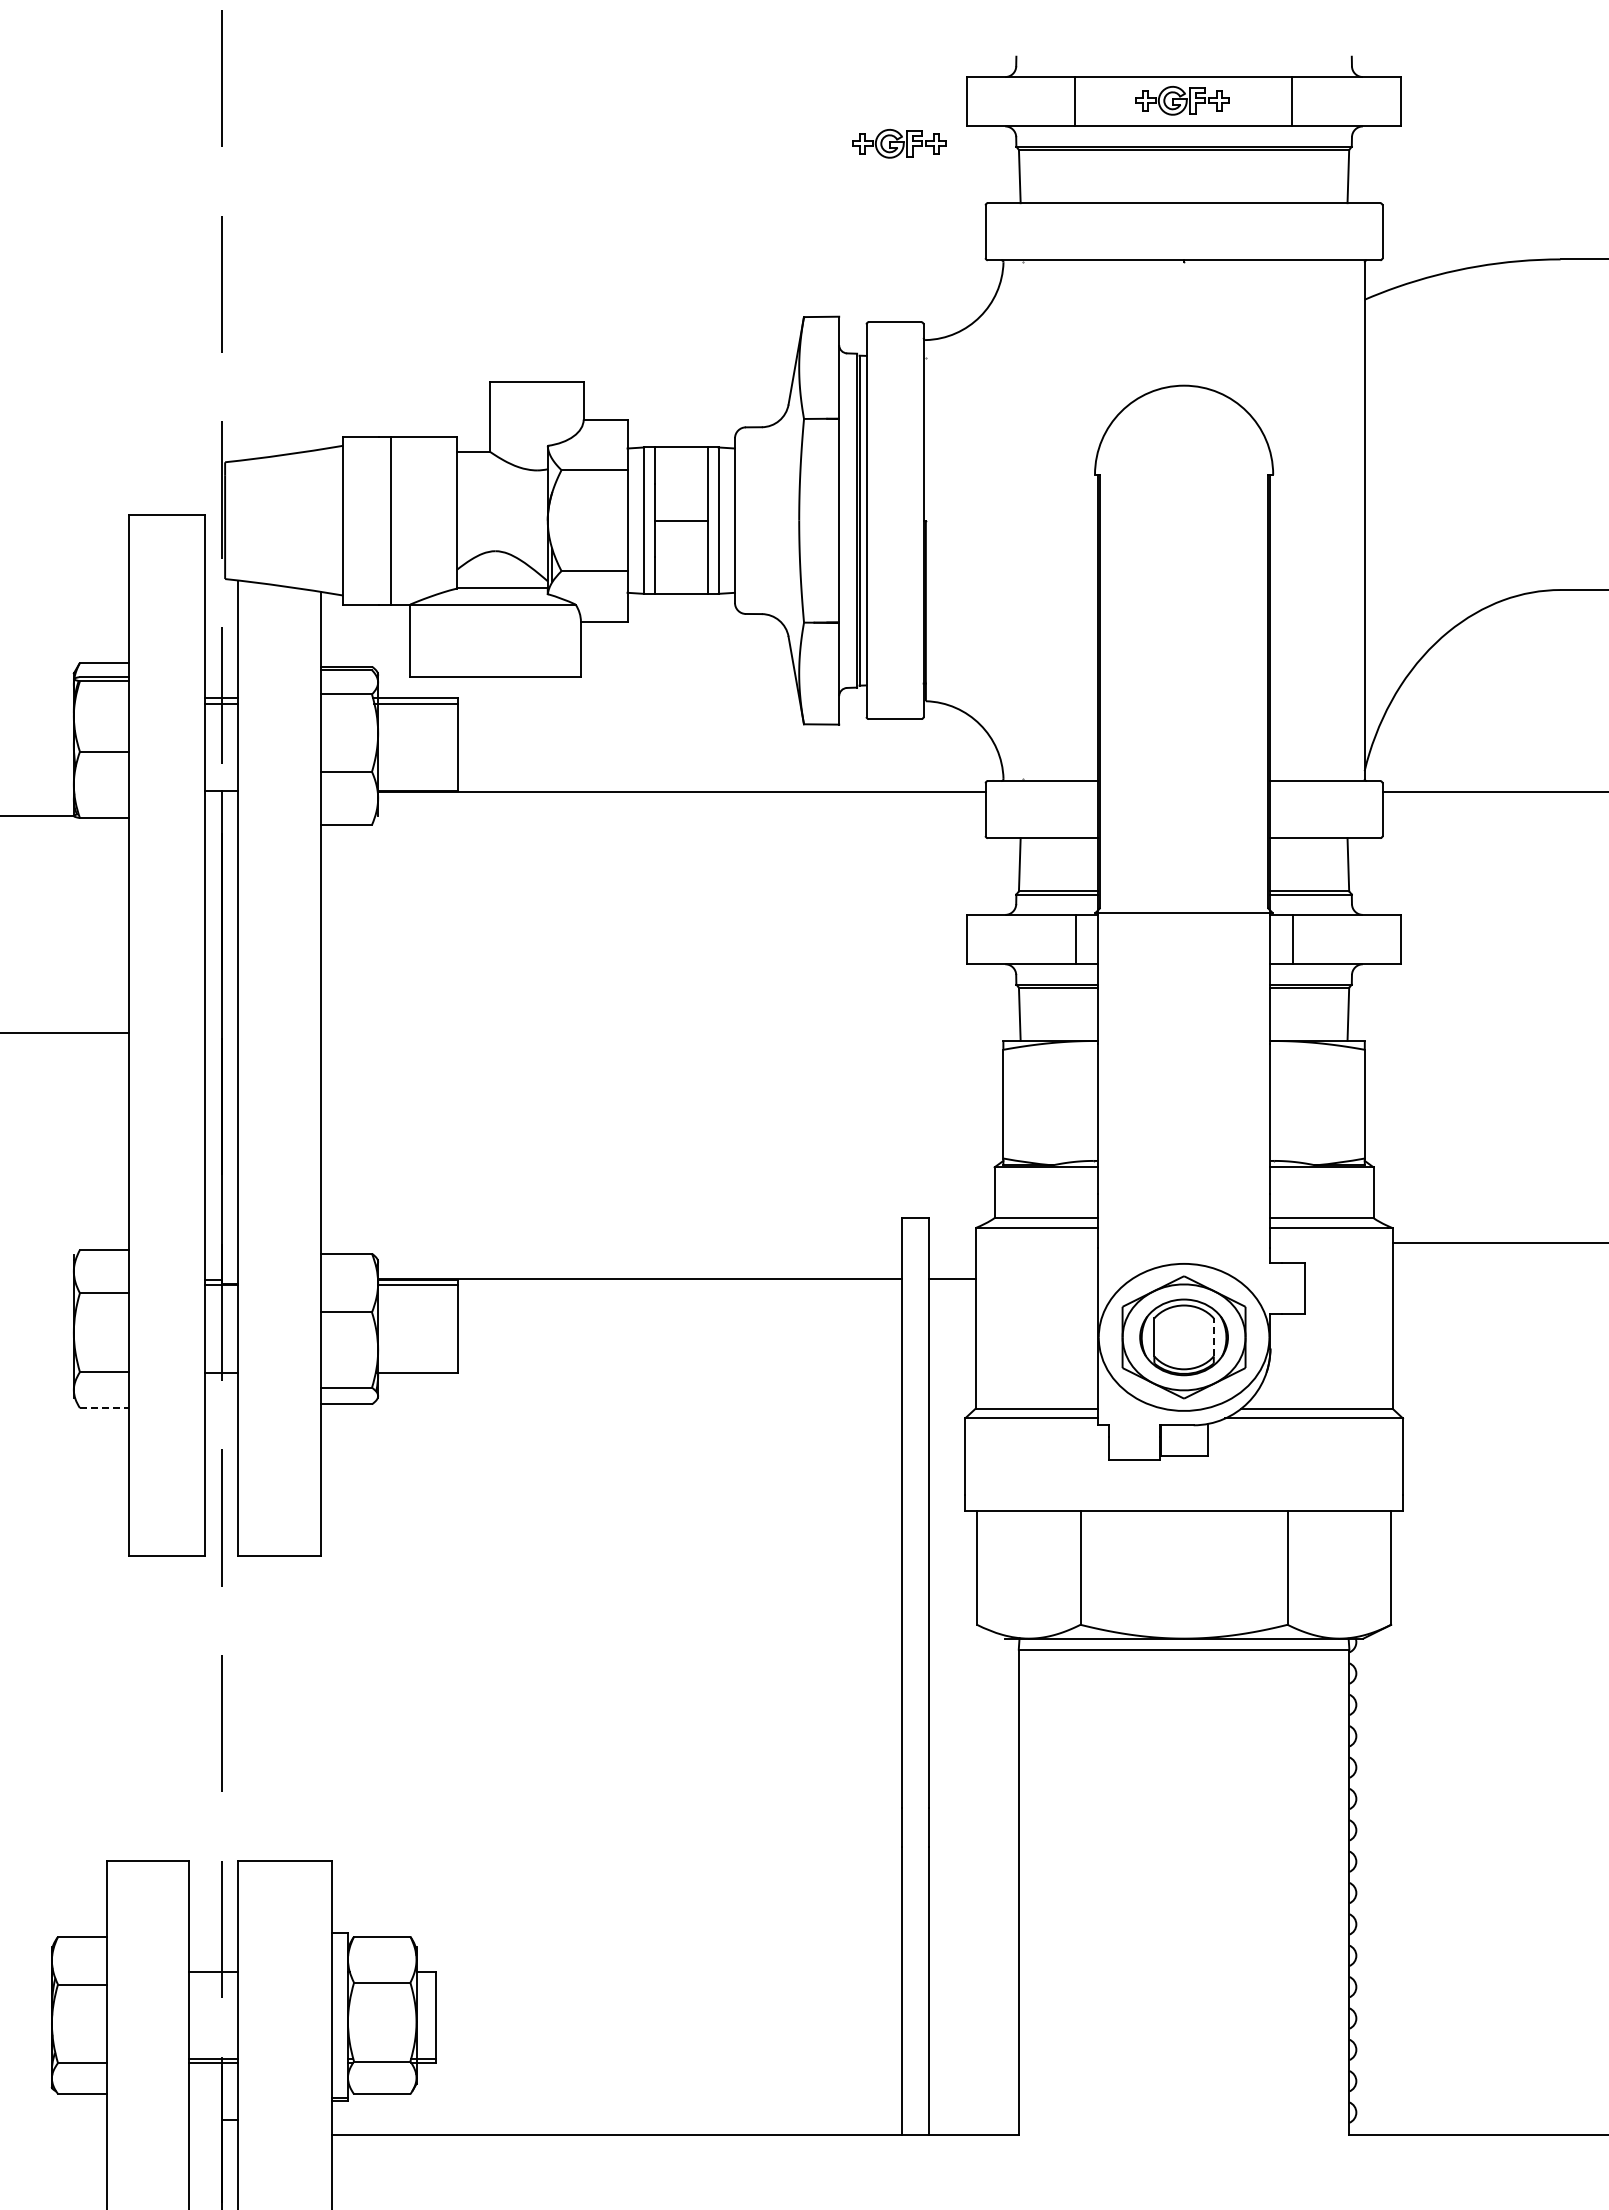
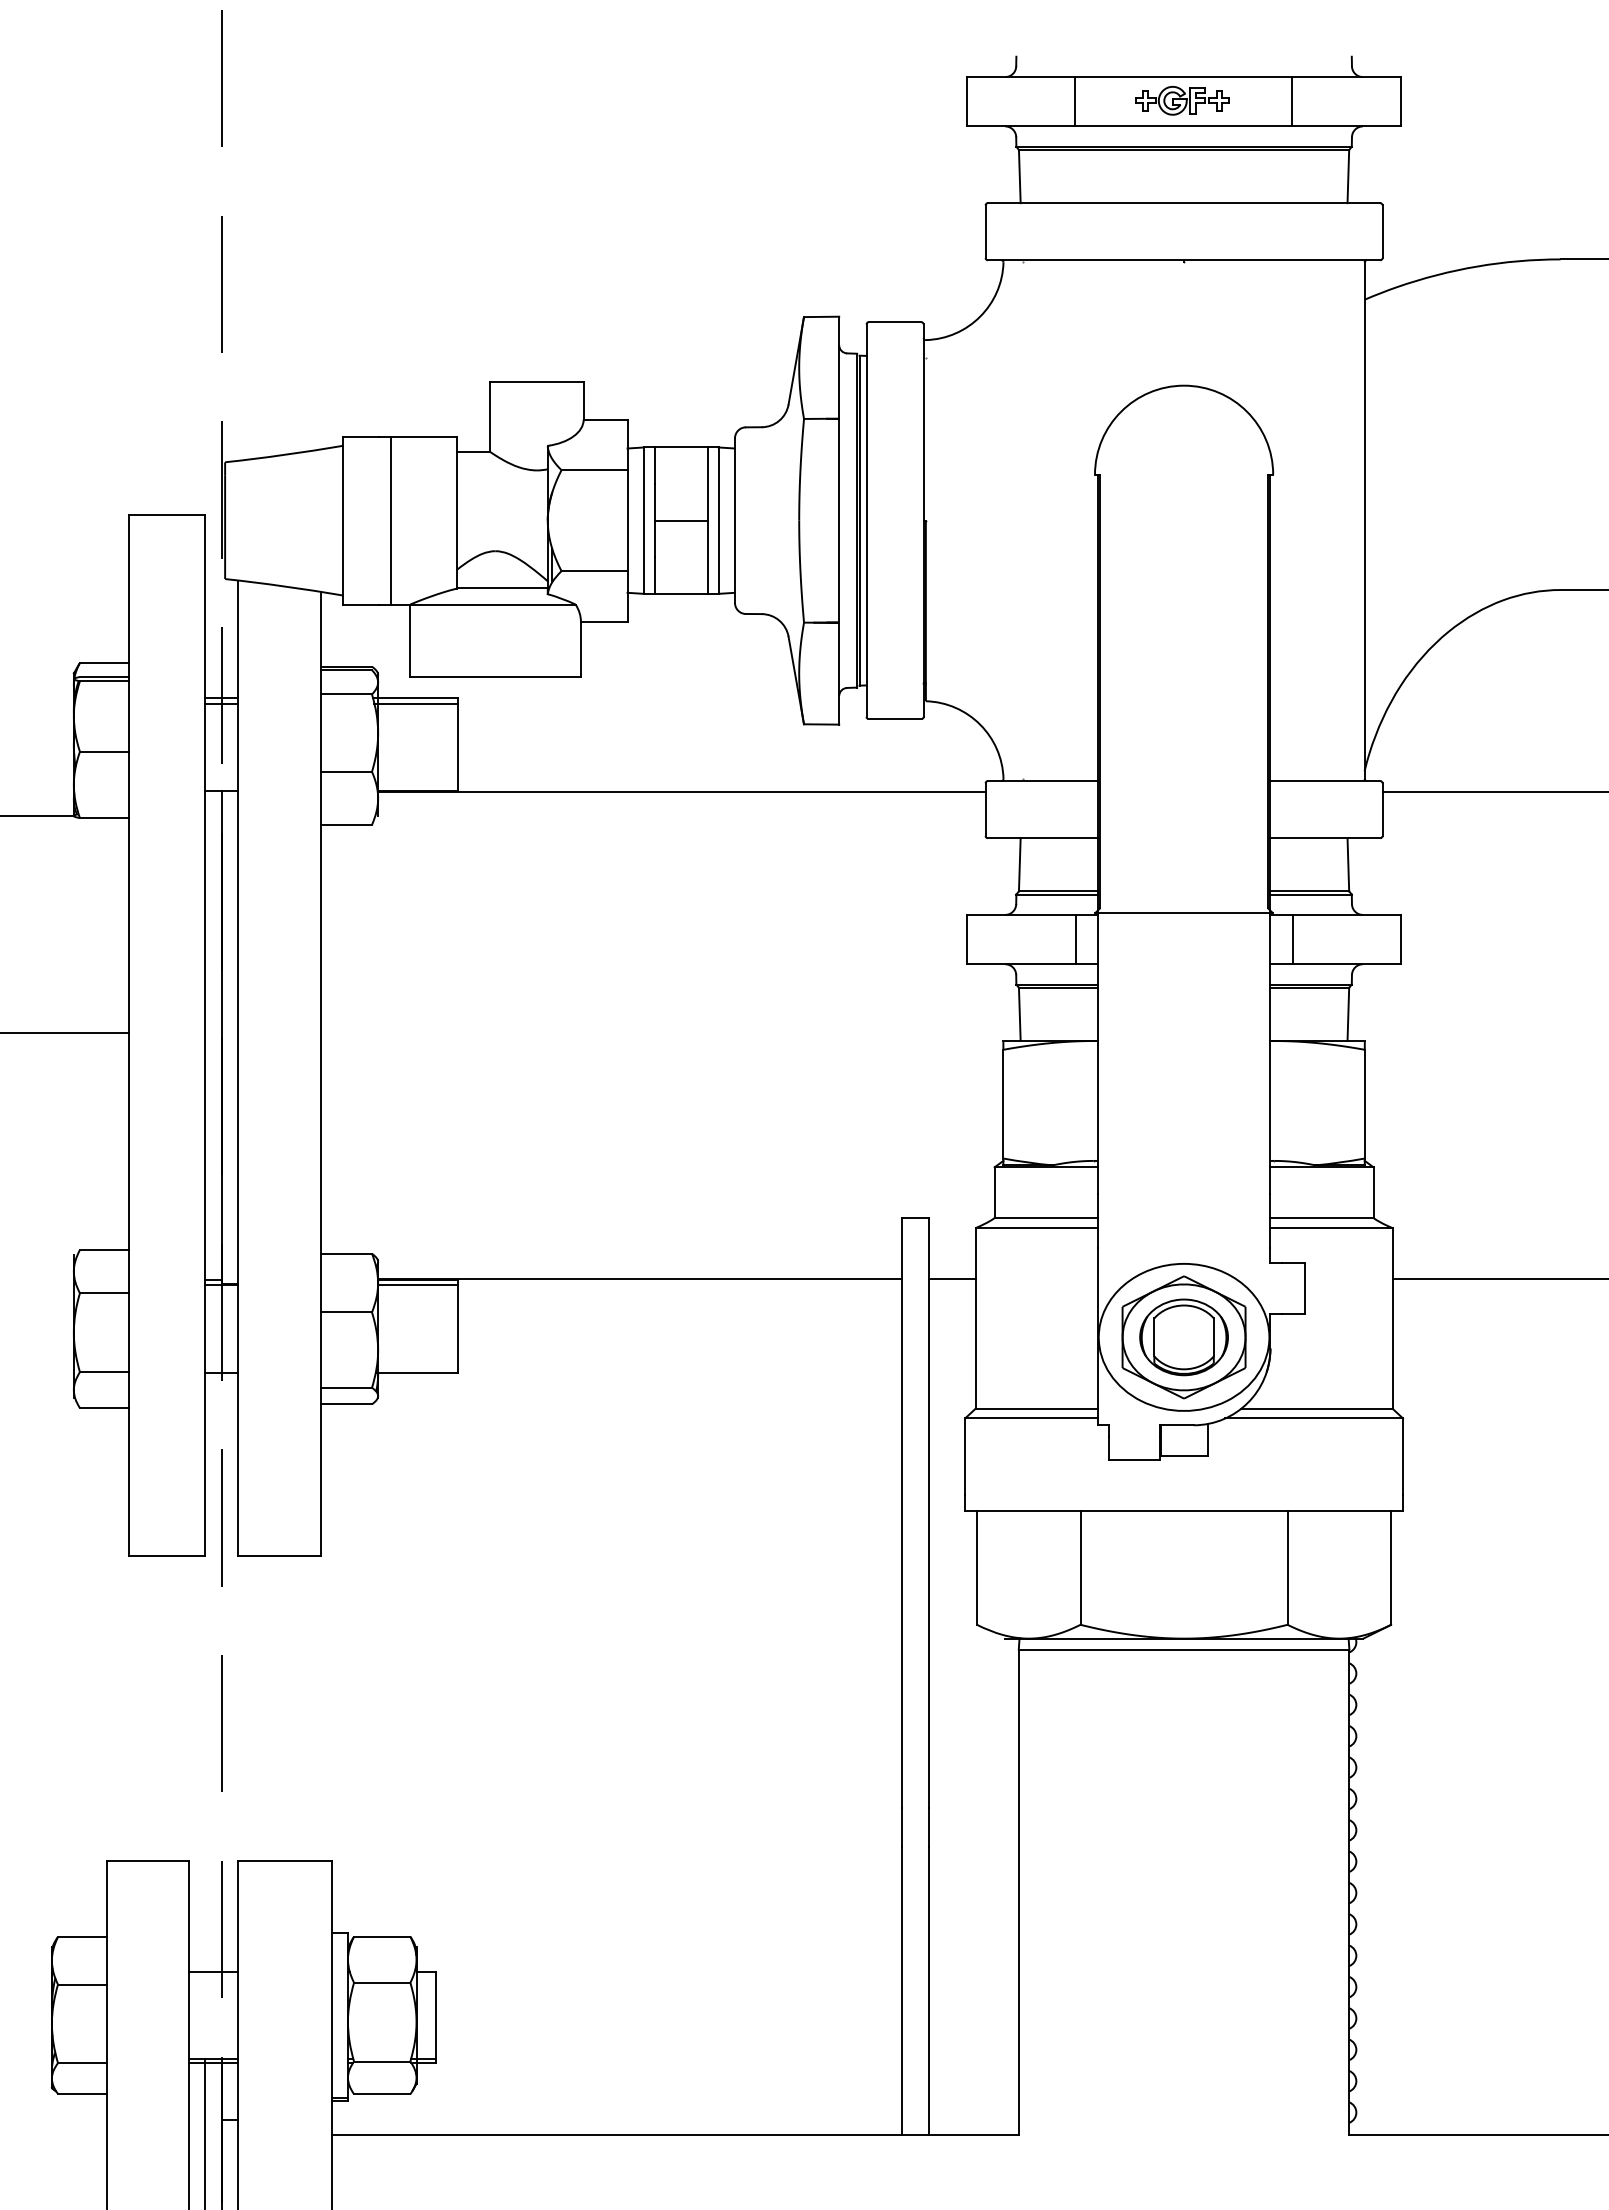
part: present -> none (899, 143)
line position: (1498, 1243) -> (1498, 1279) (1498, 1279)
line: dashed -> solid (1213, 1337)
line: dashed -> solid (104, 1408)
line: none -> present (205, 2132)
